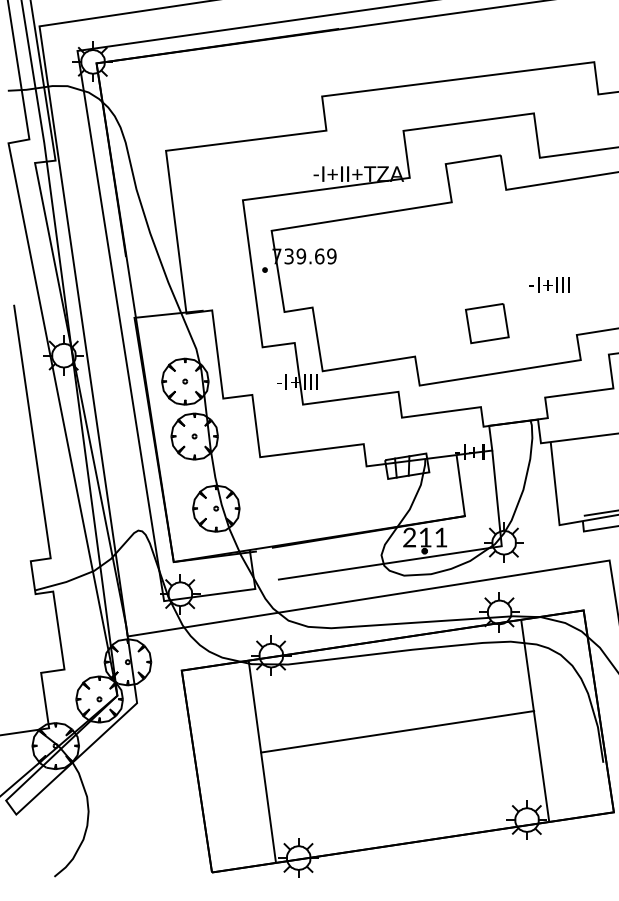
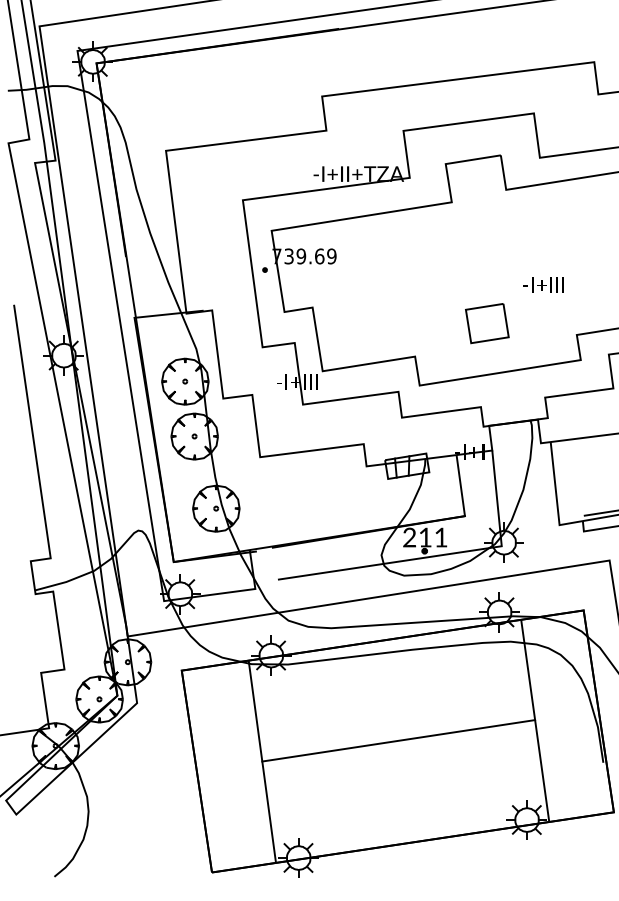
text position: (549, 284) -> (543, 284) (543, 284)
line position: (397, 731) -> (398, 740) (398, 740)
